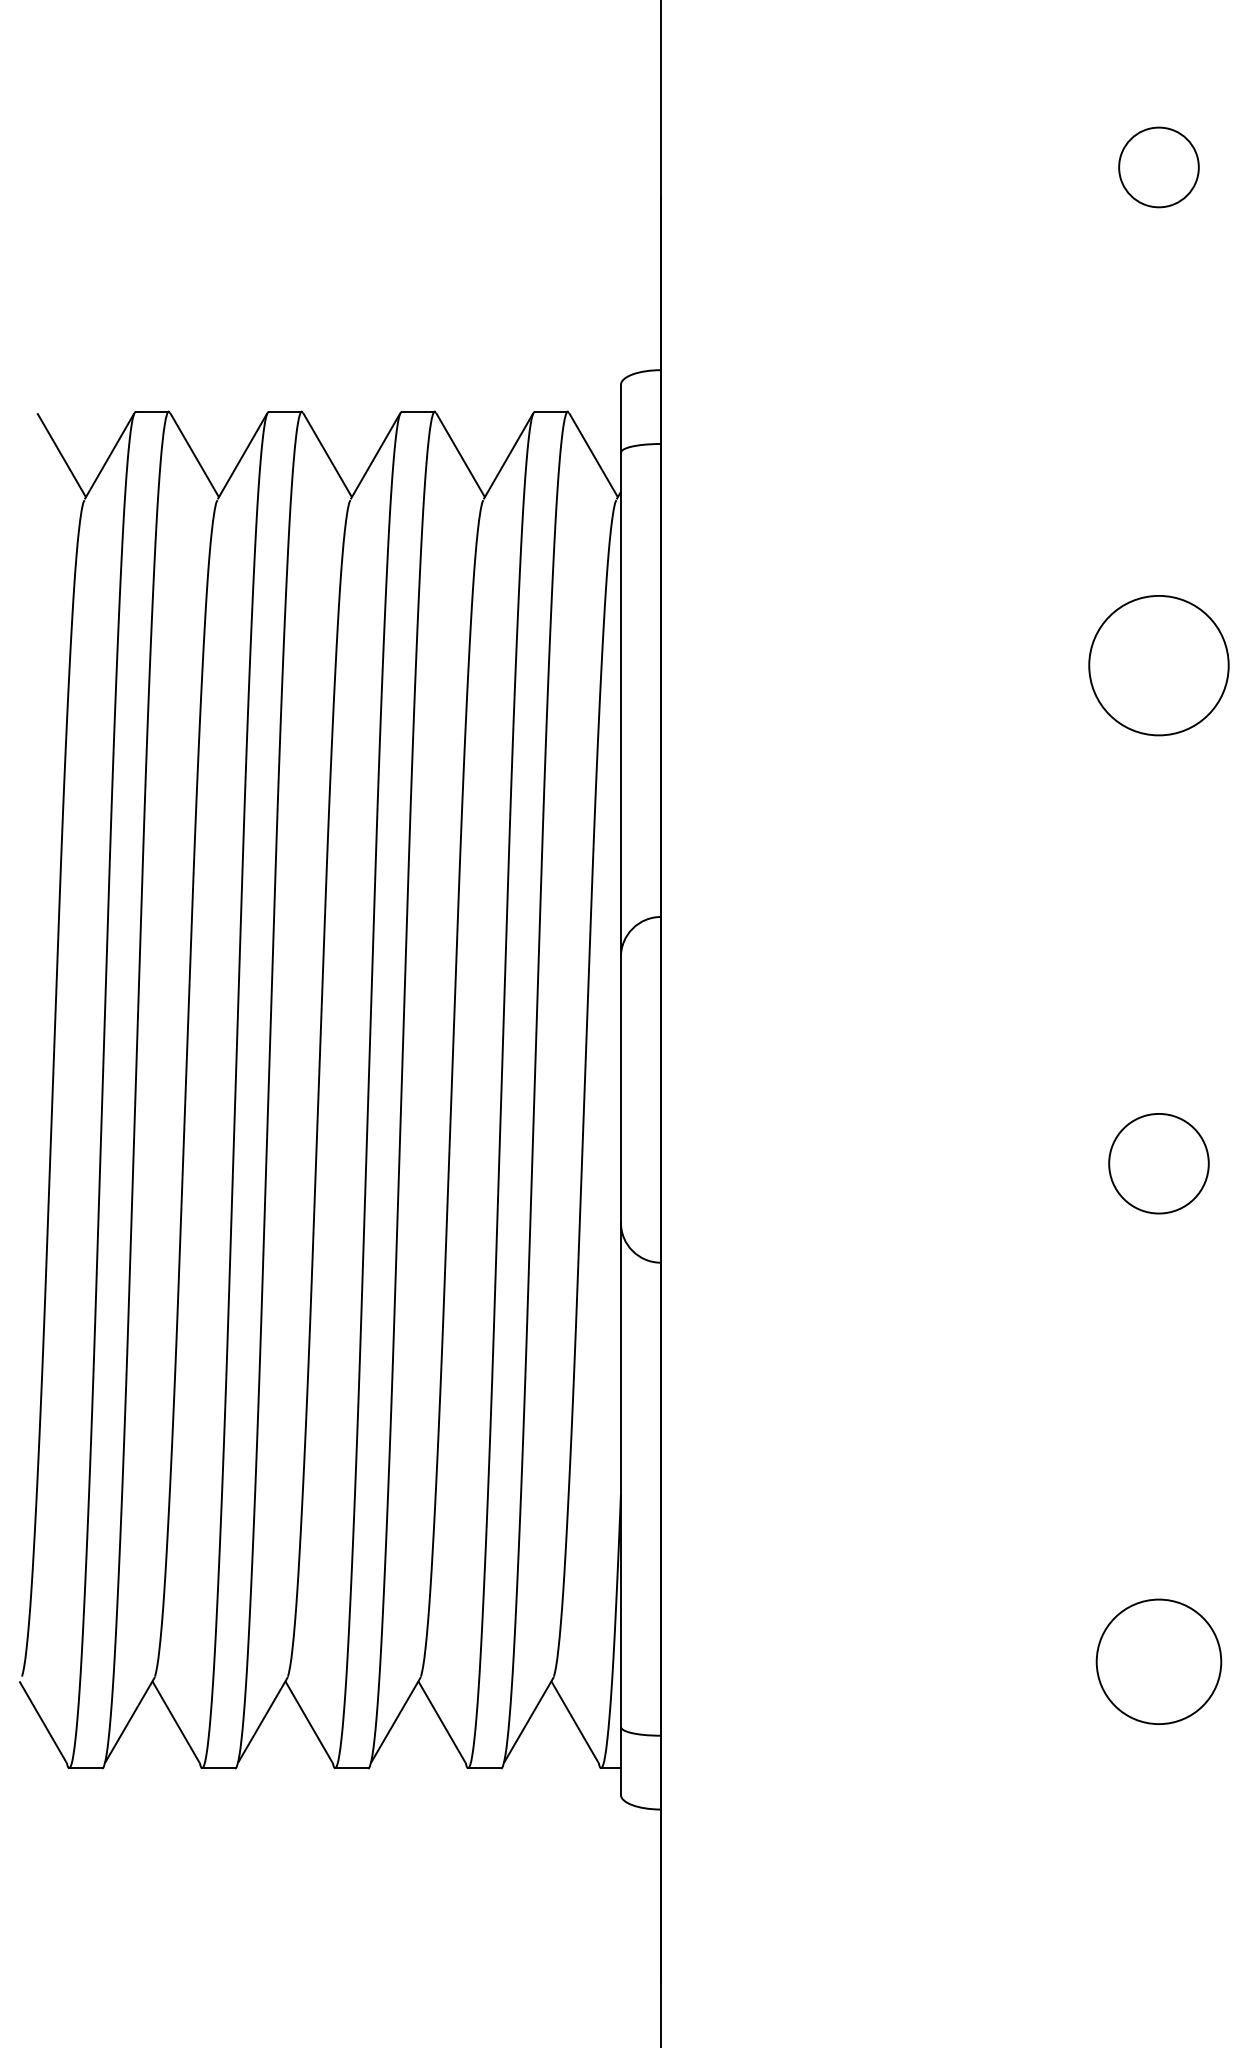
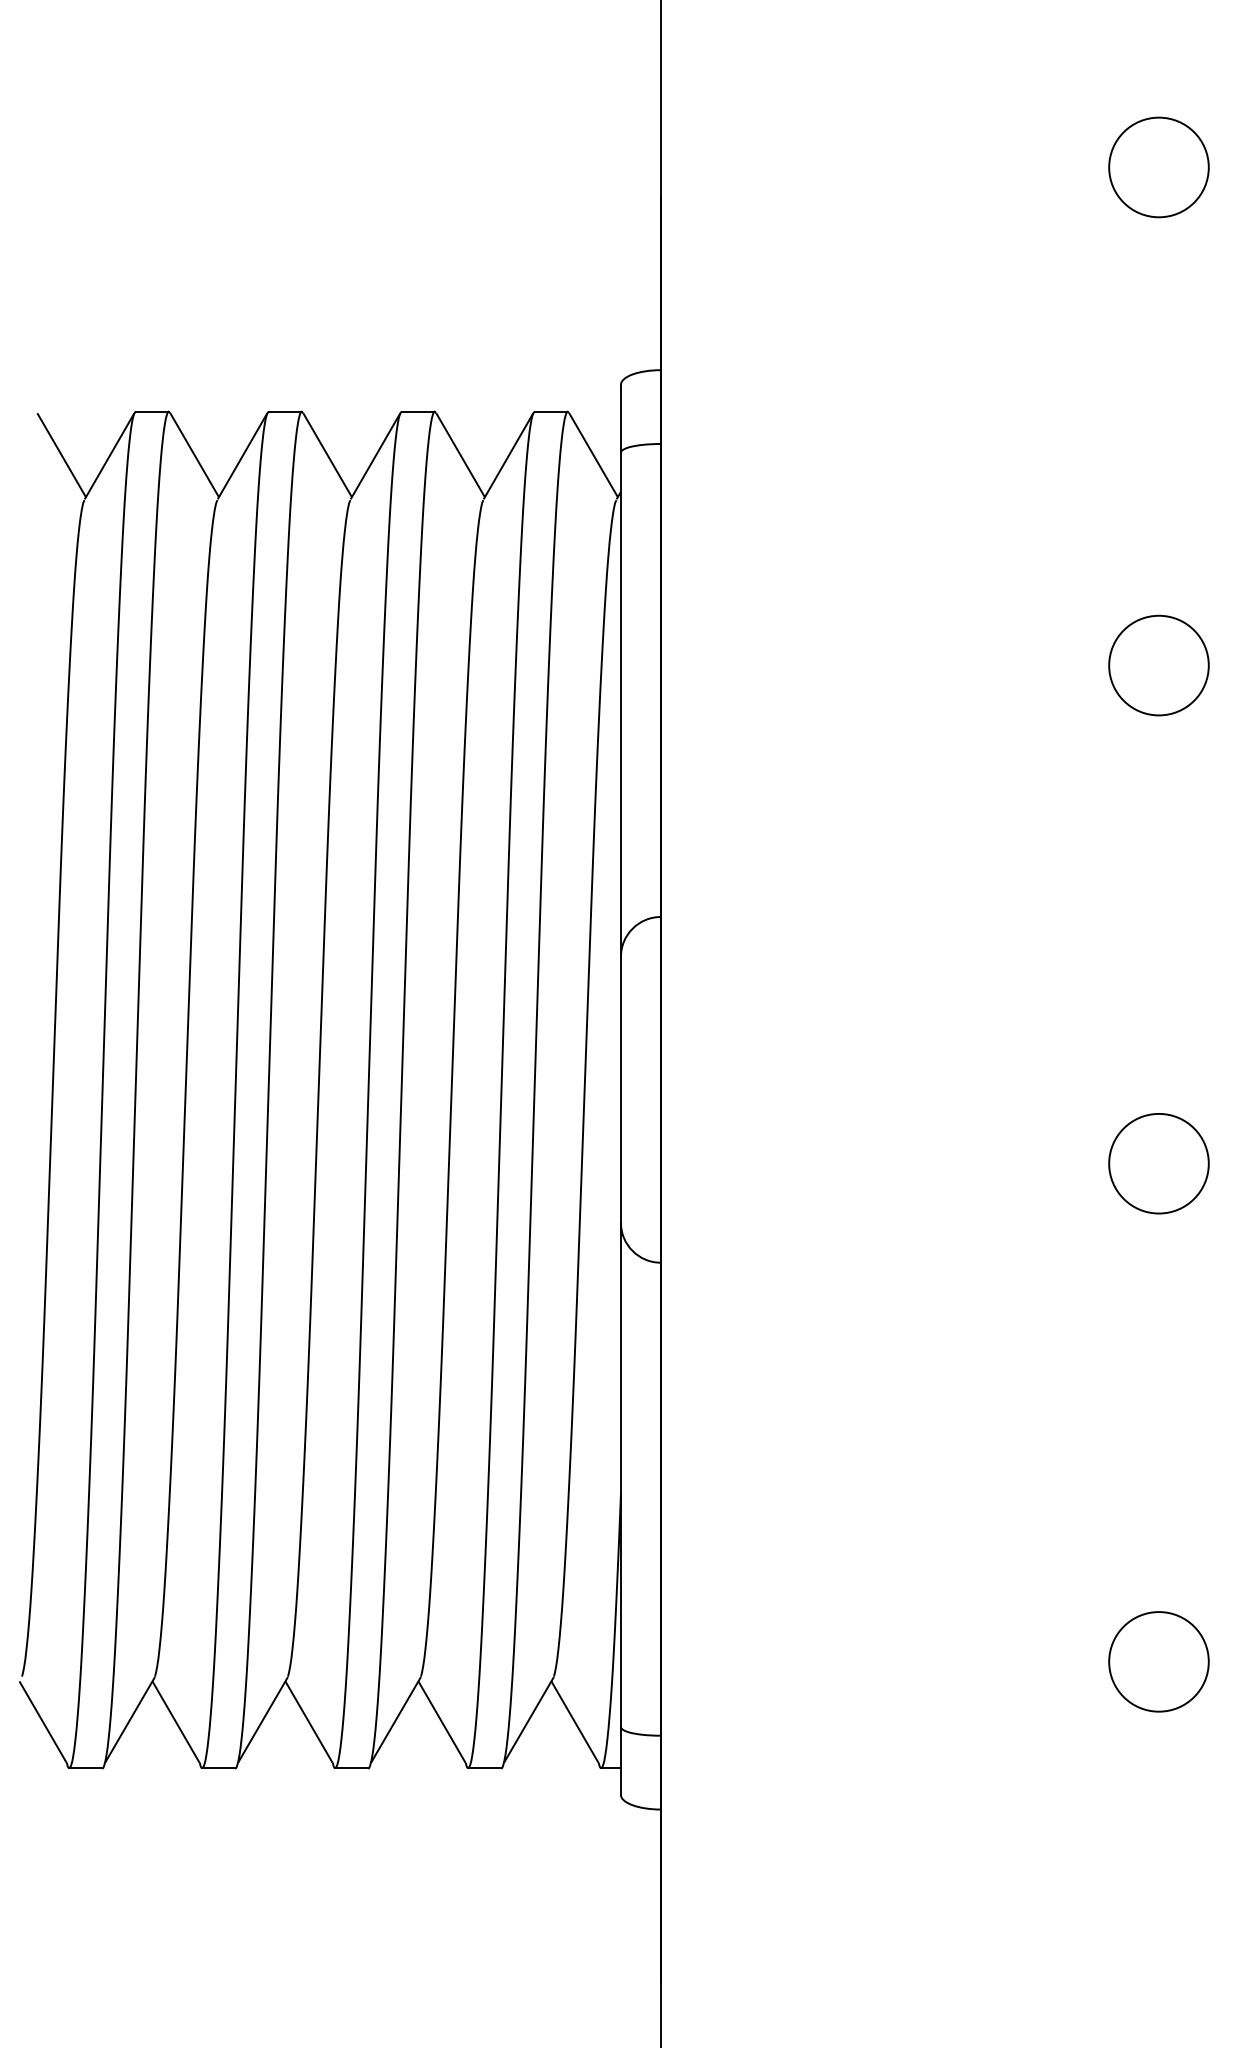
circle size: 82x83 px -> 102x103 px (1158, 167)
circle size: 142x142 px -> 102x103 px (1158, 665)
circle diameter: 125 px -> 100 px (1158, 1661)
